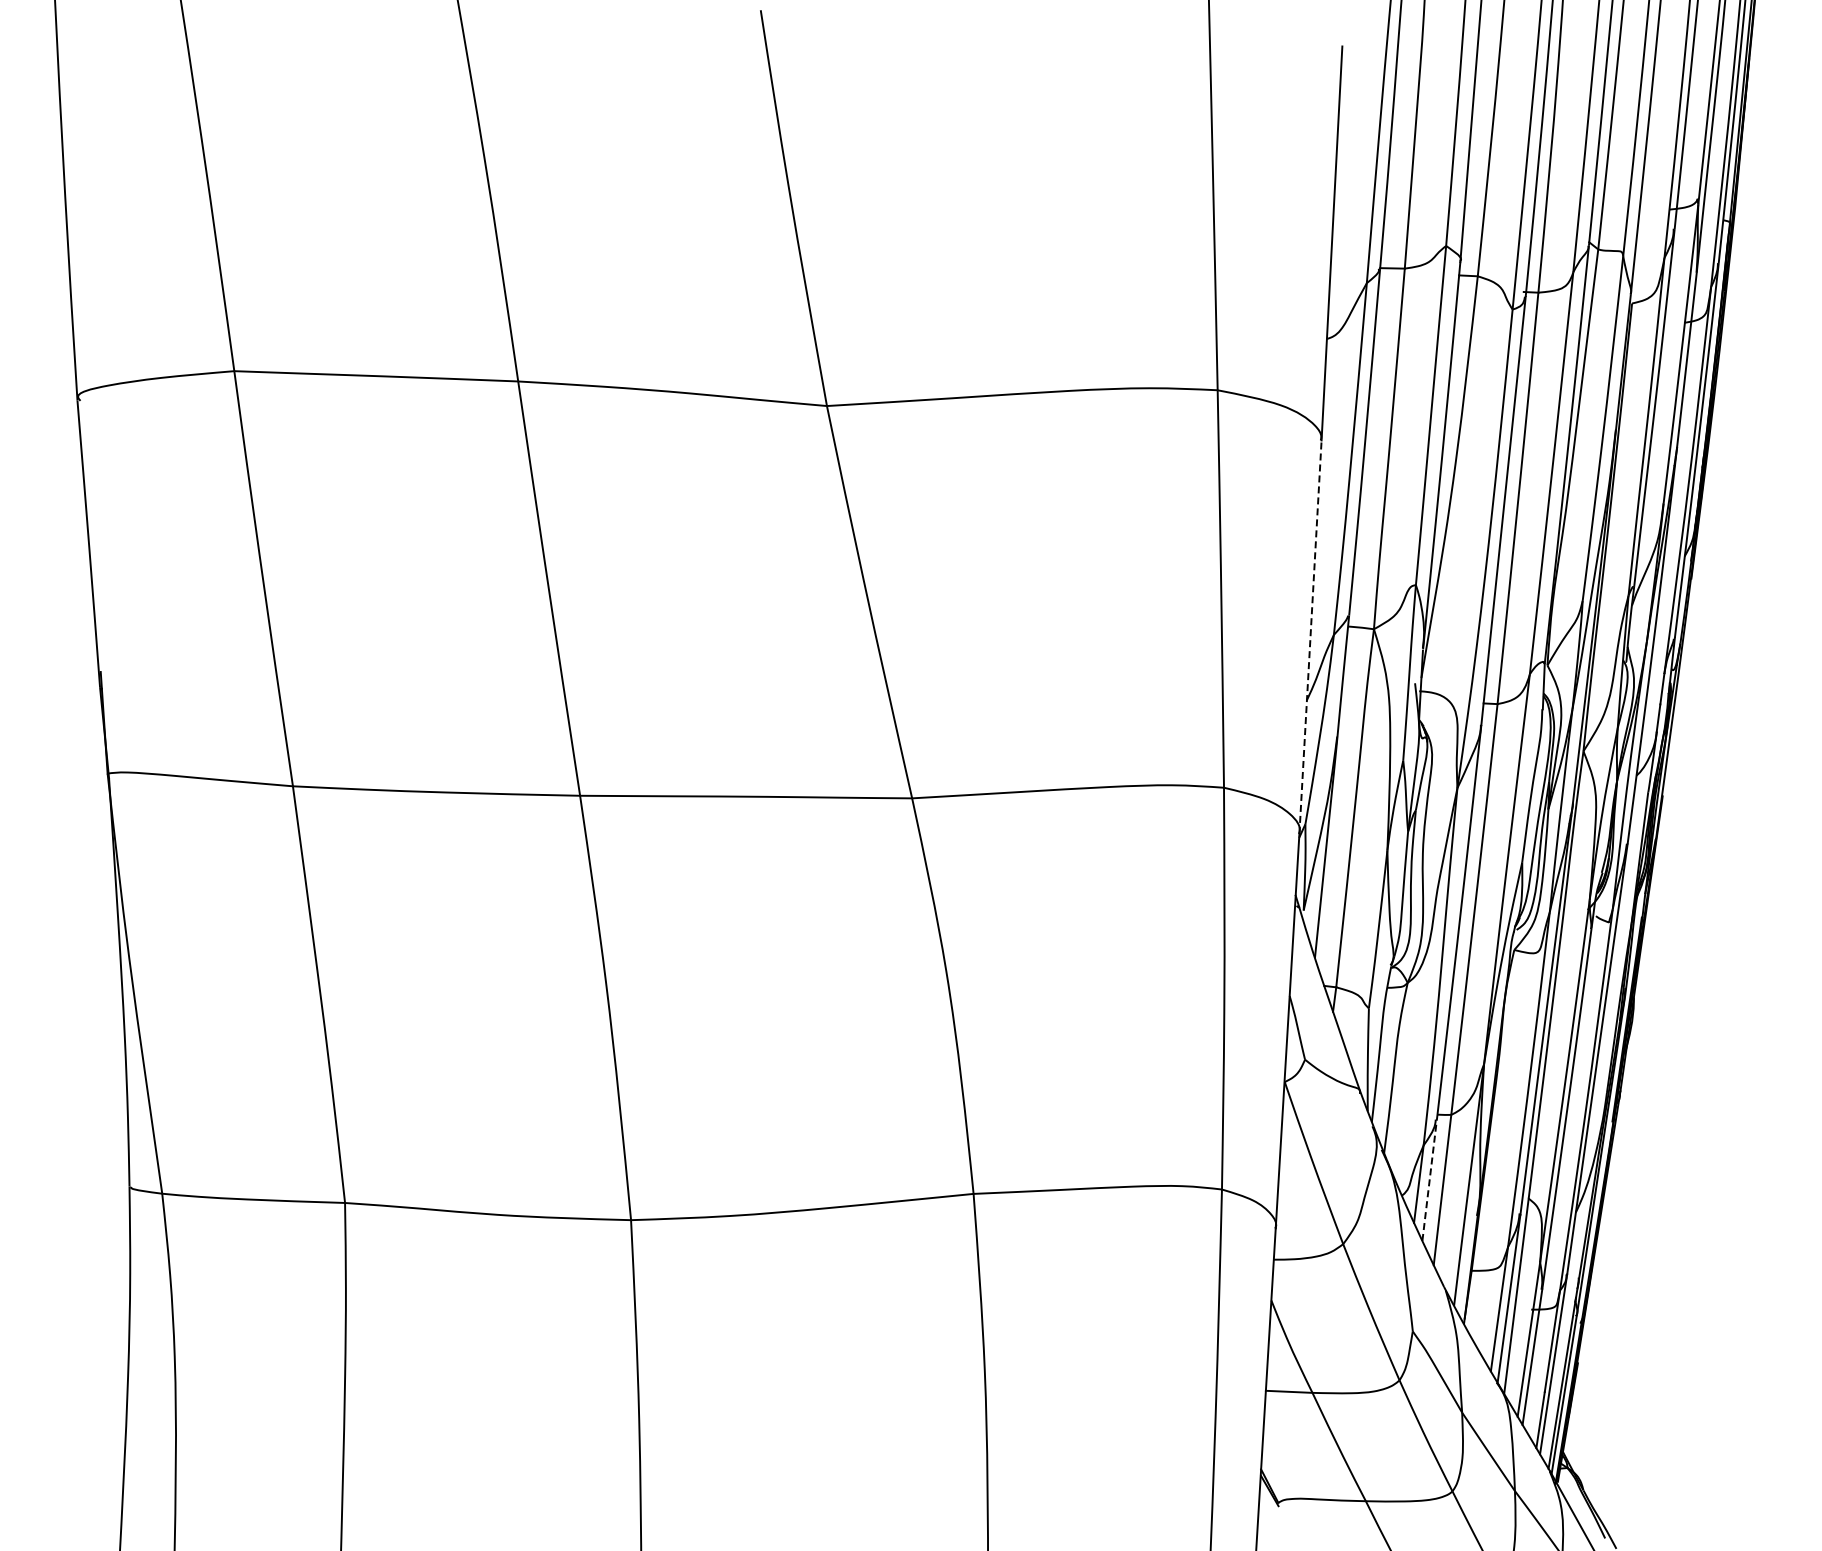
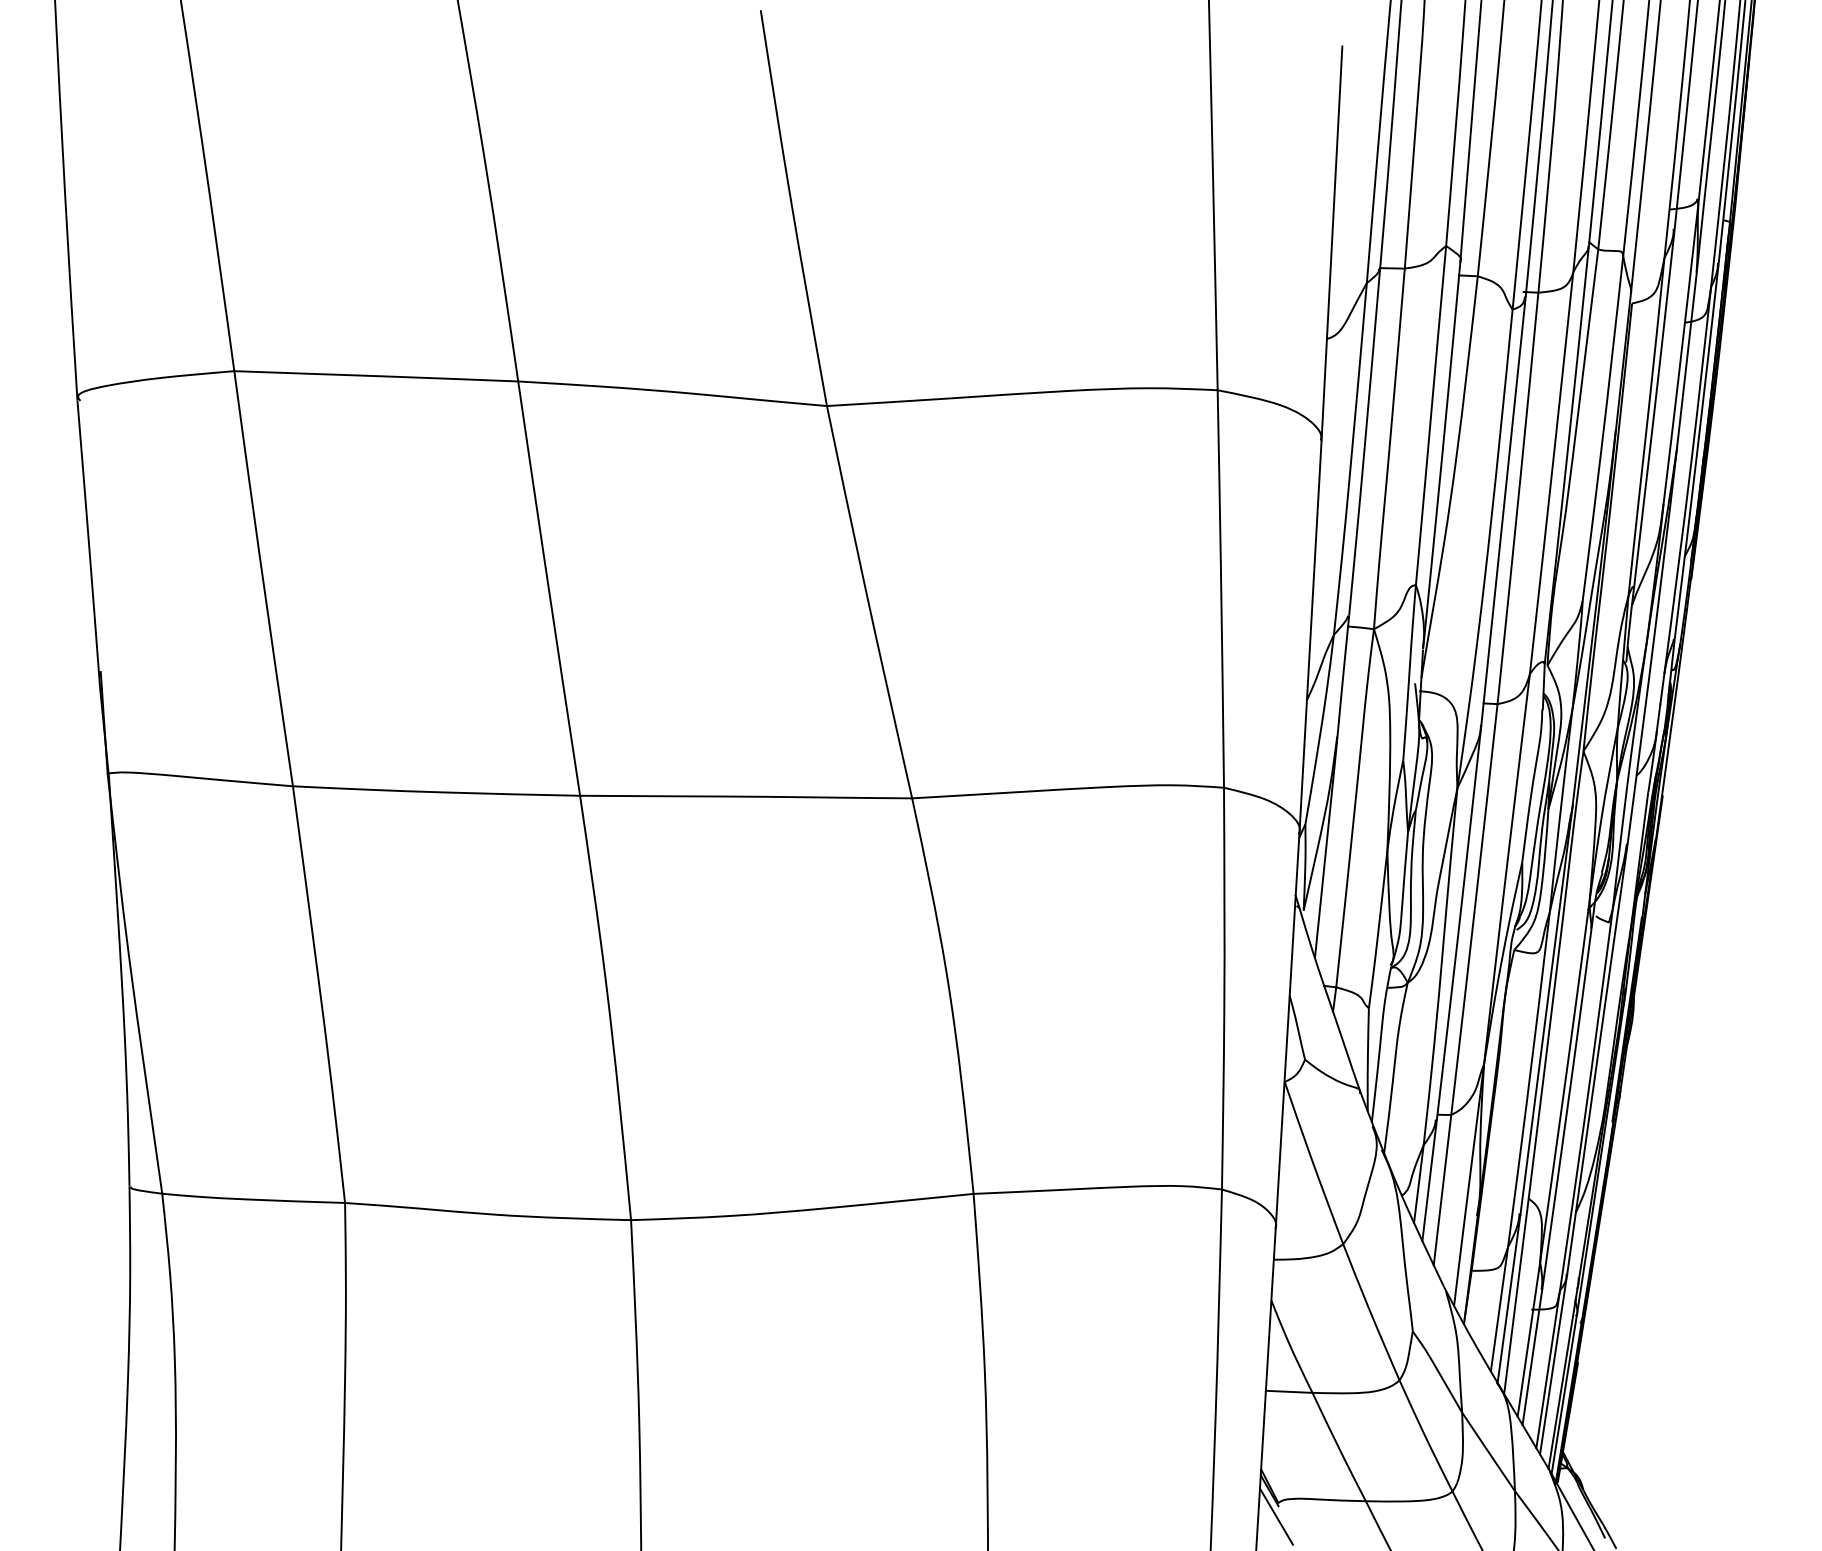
line: dashed -> solid (1310, 636)
line: dashed -> solid (1429, 1180)
line: none -> present (1275, 1516)
